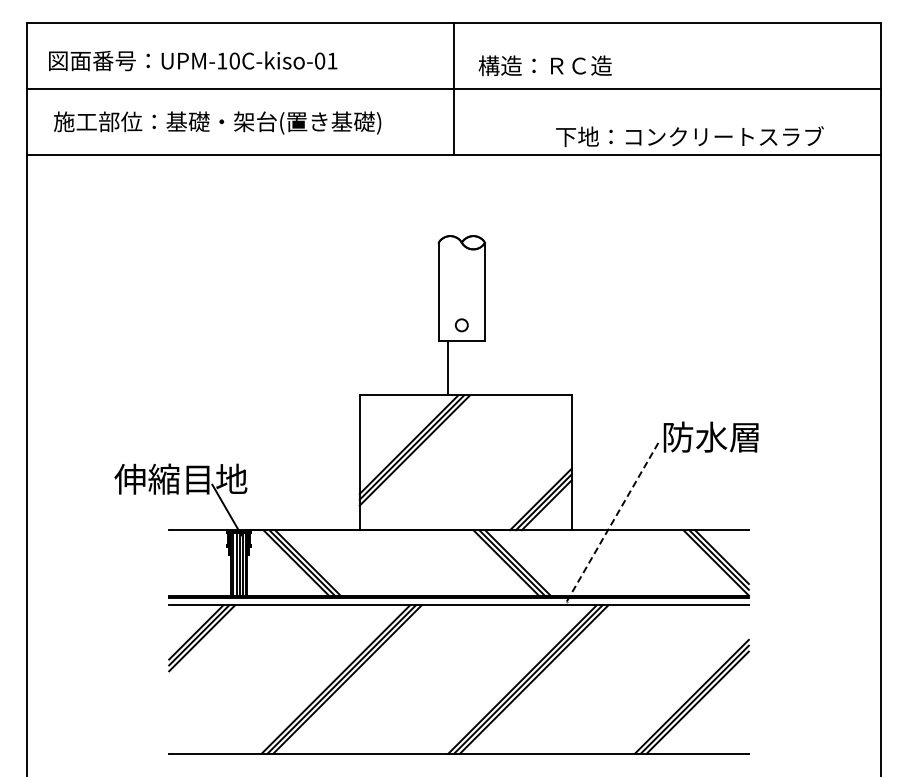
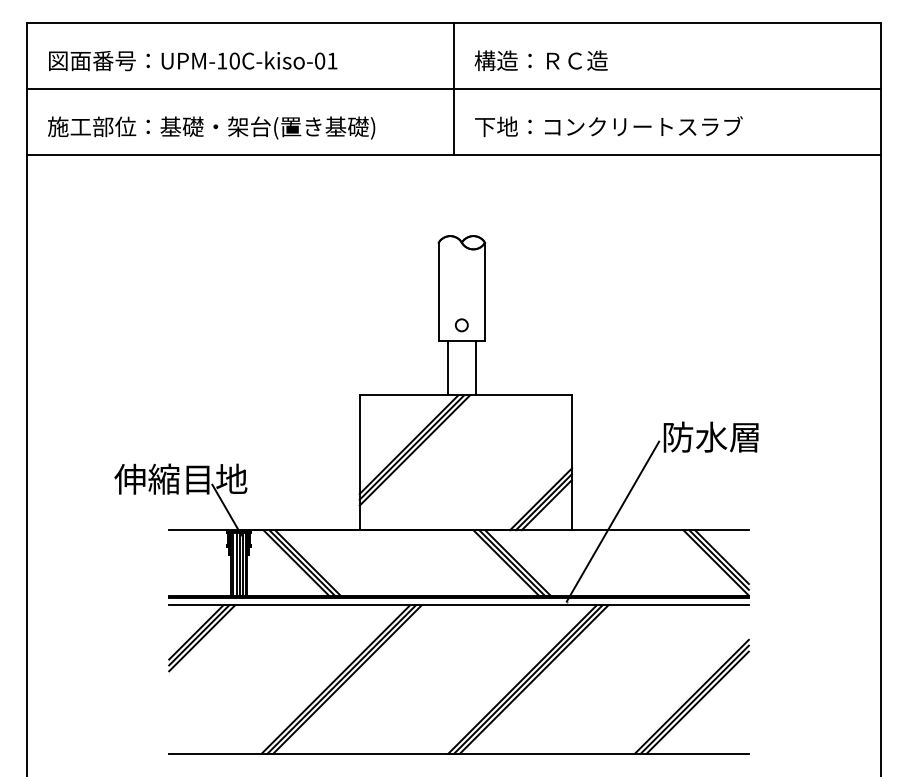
text position: (544, 65) -> (540, 60) (540, 60)
text position: (217, 122) -> (211, 127) (211, 127)
text position: (689, 136) -> (608, 126) (608, 126)
line: none -> present (475, 367)
line: dashed -> solid (613, 521)
